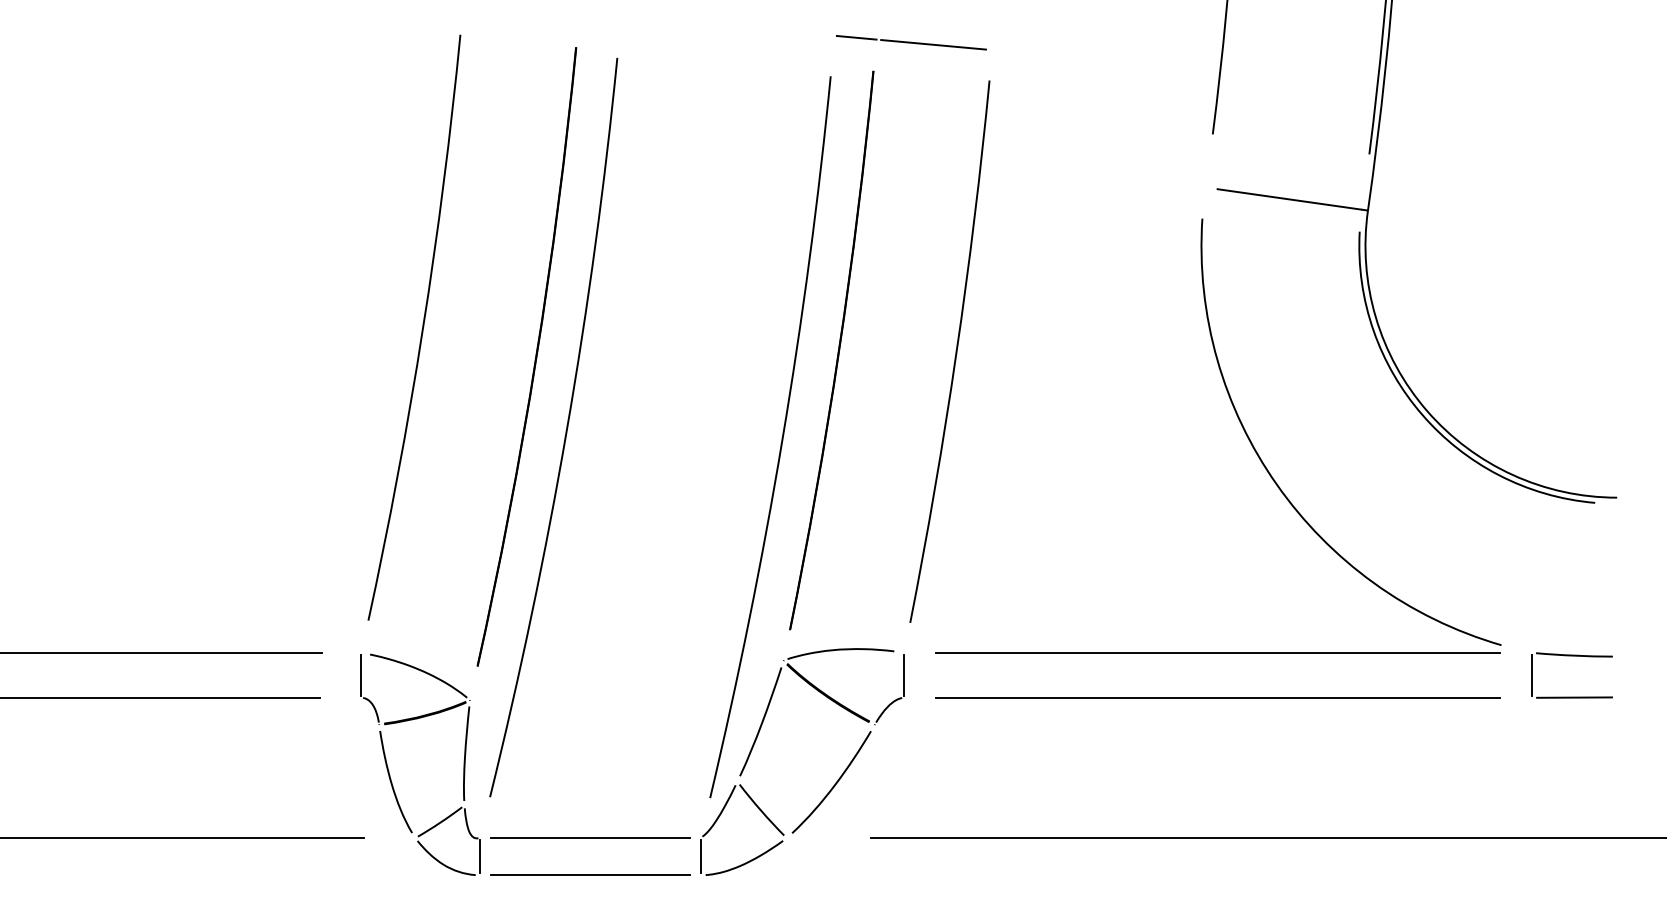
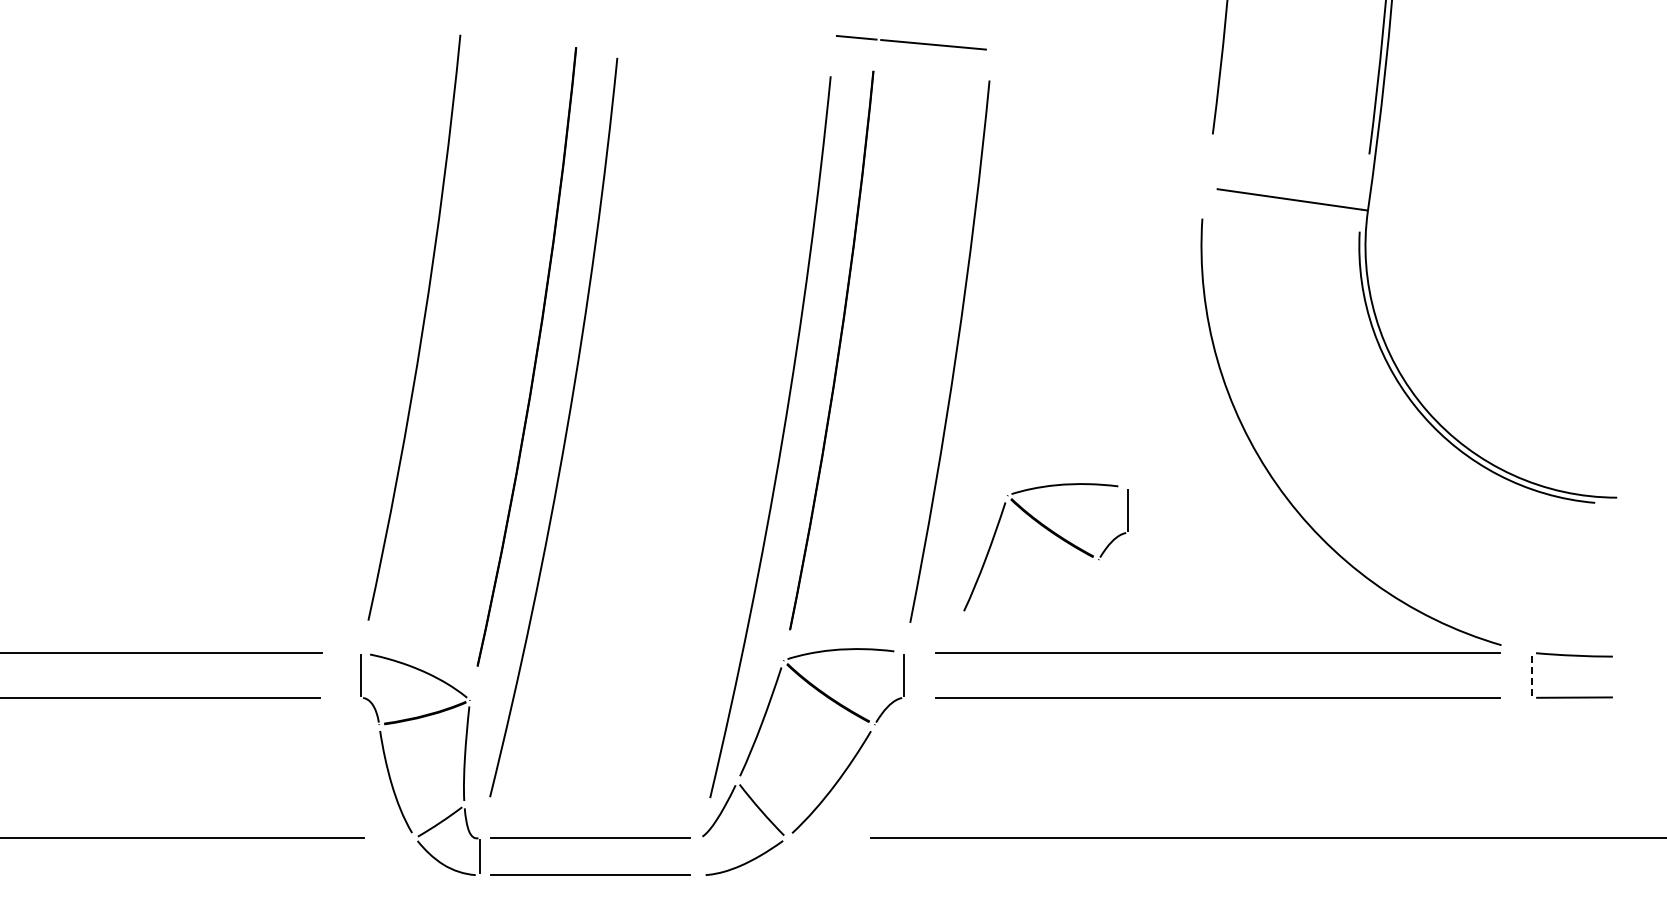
part: none -> present (1054, 535)
line: solid -> dashed (1531, 674)
line: present -> none (700, 856)
